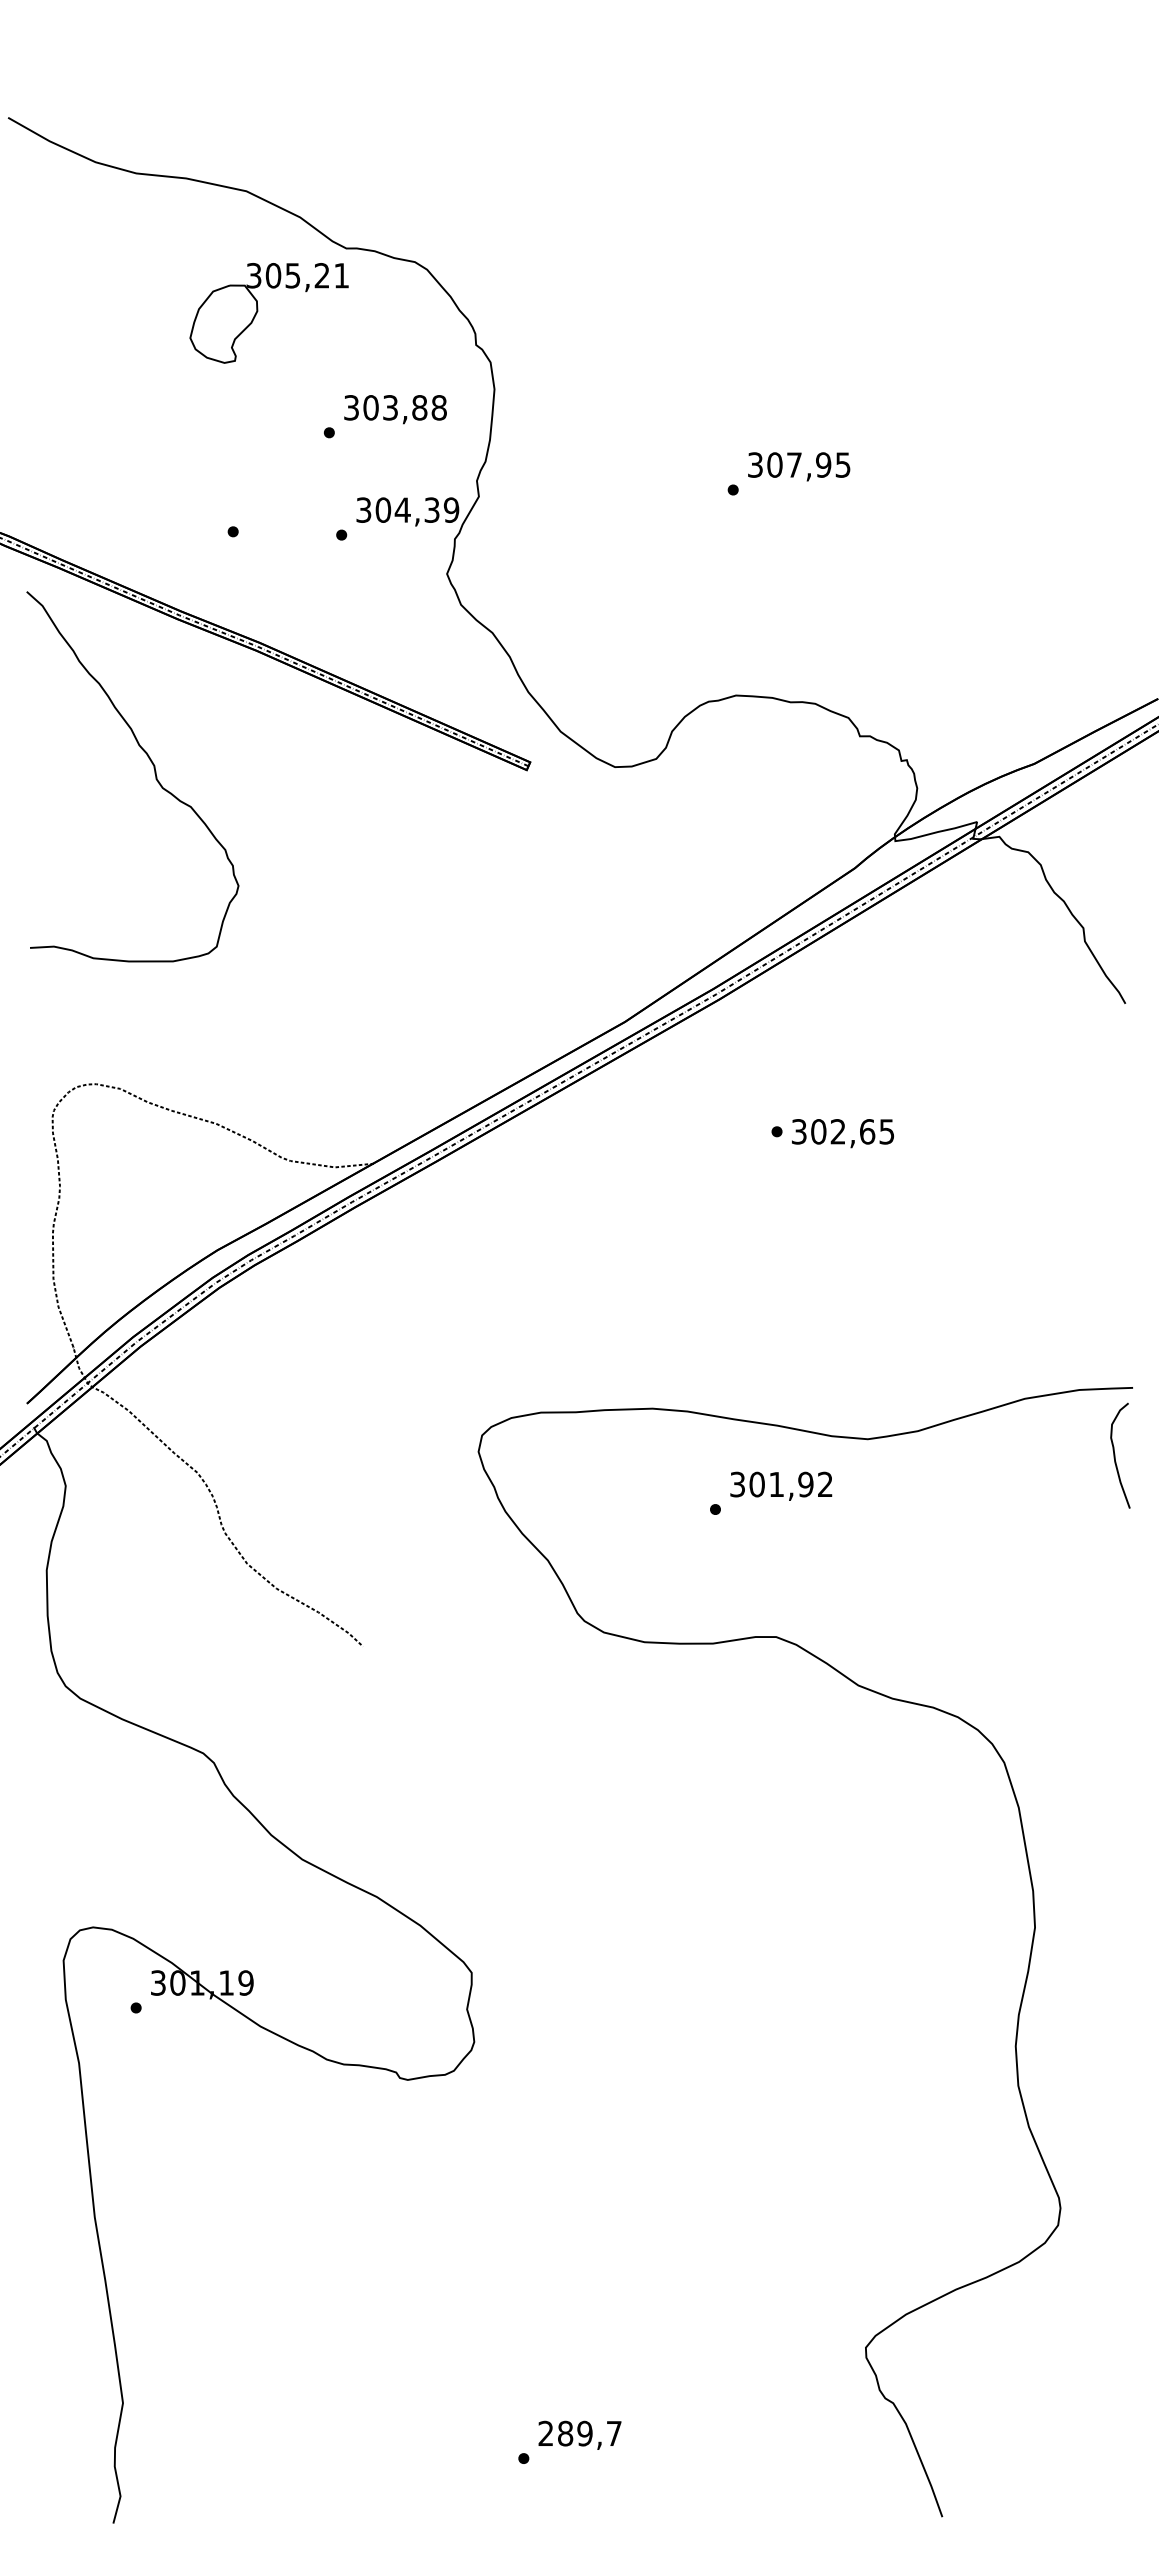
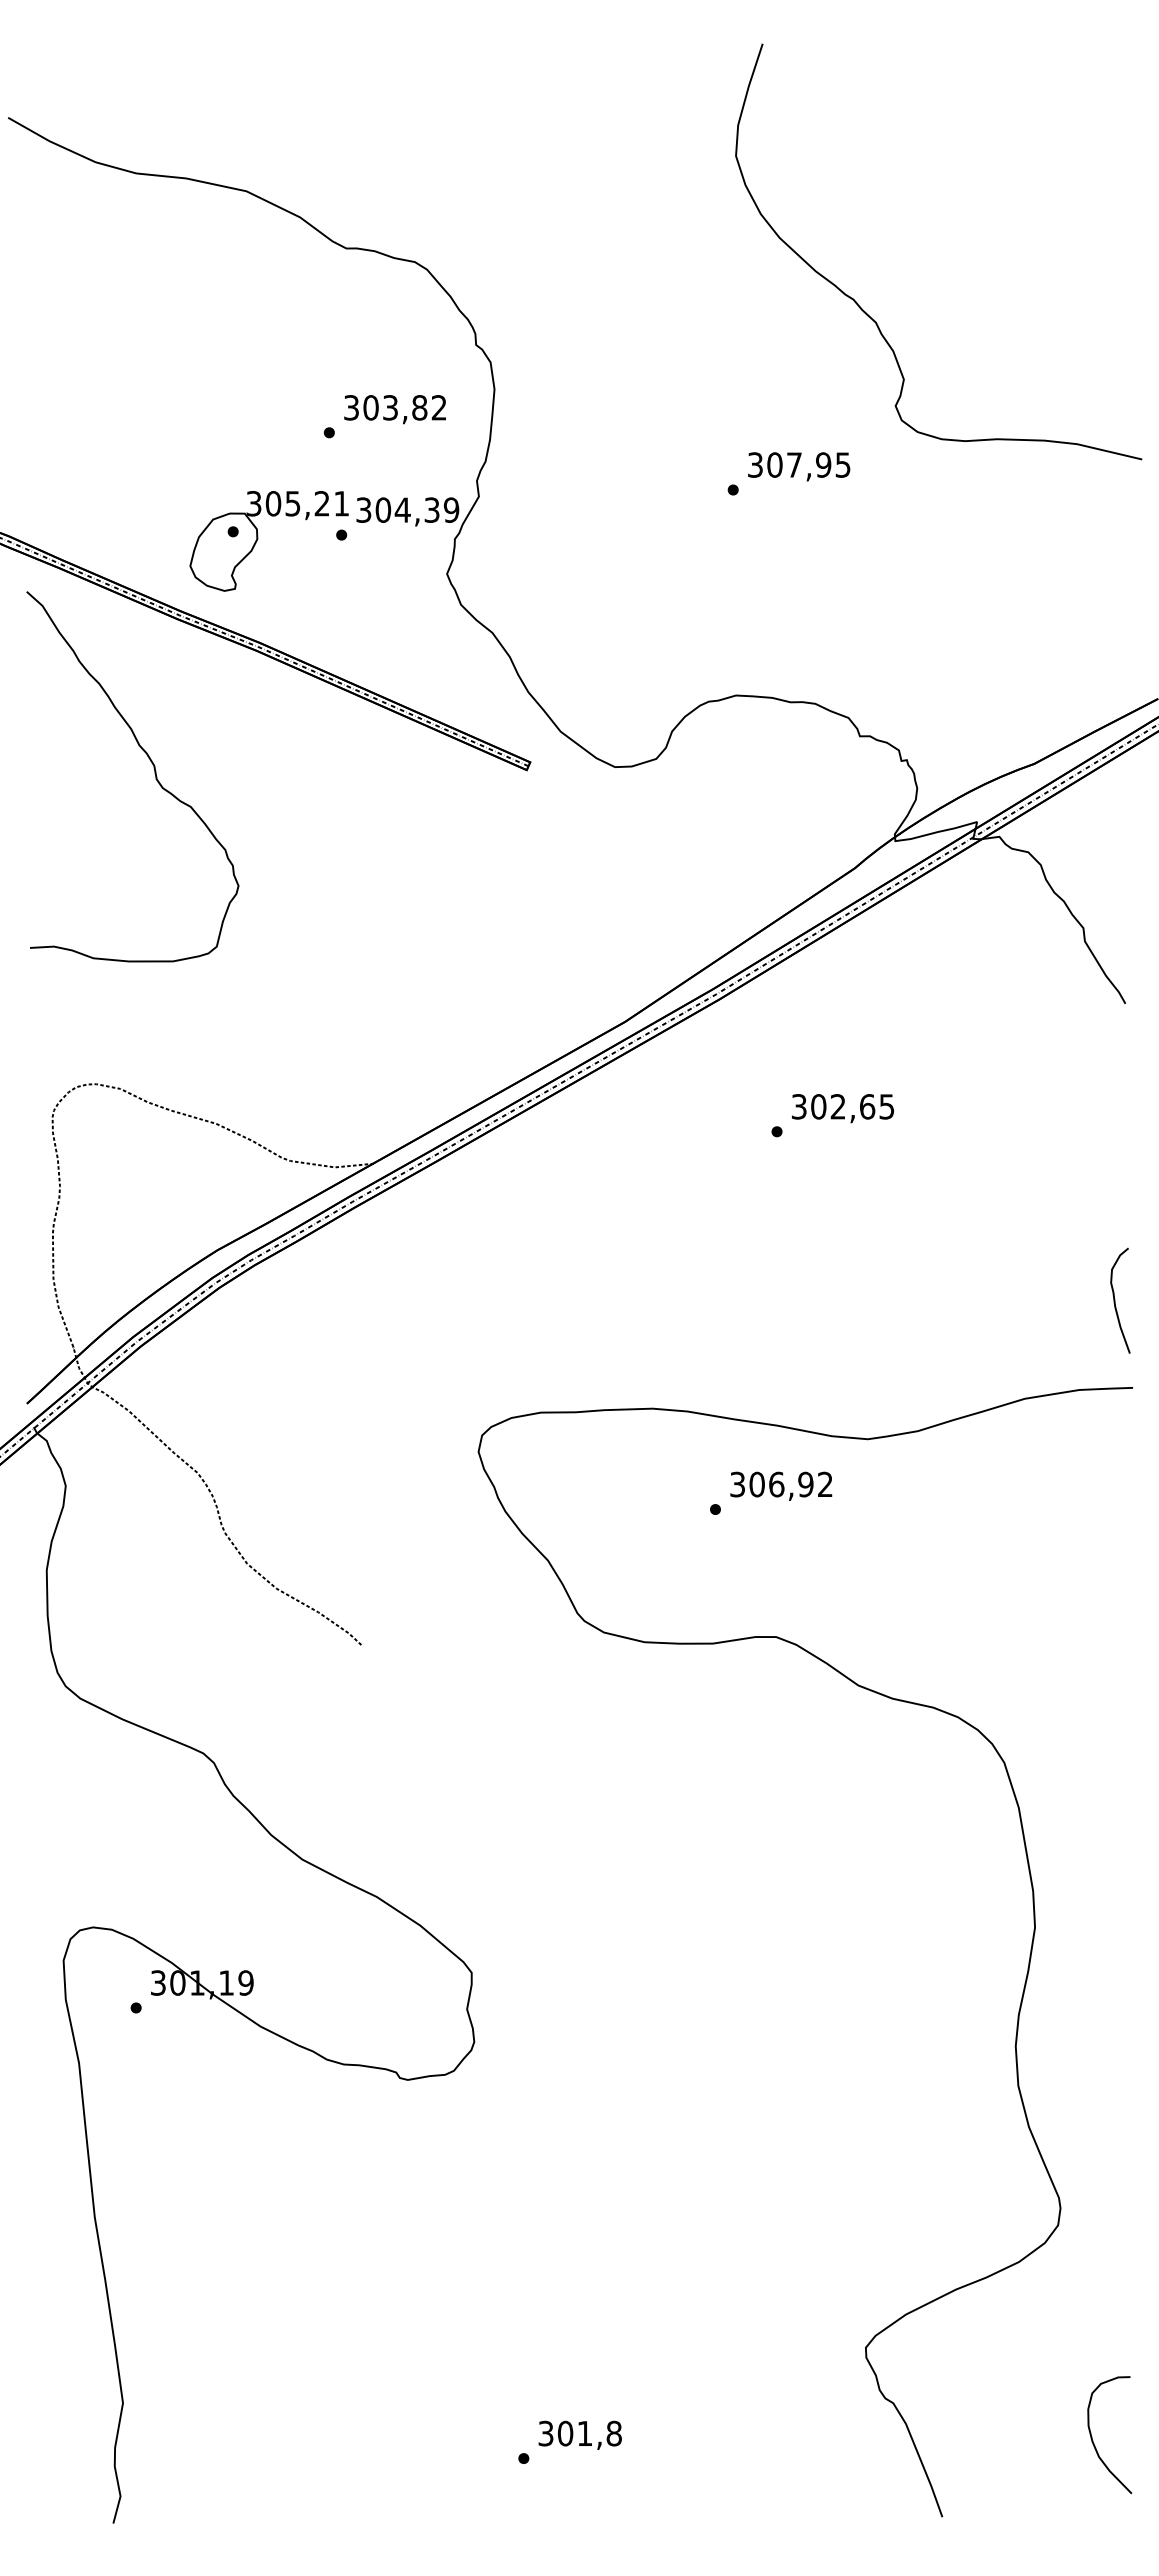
part position: (258, 311) -> (258, 539) (258, 539)
curve: none -> present (875, 320)
text: 303,88 -> 303,82 (438, 407)
text position: (842, 1133) -> (842, 1108) (842, 1108)
curve position: (1115, 1455) -> (1115, 1300) (1115, 1300)
text: 301,92 -> 306,92 (776, 1484)
text: 289,7 -> 301,8 (579, 2433)
curve: none -> present (1093, 2440)
